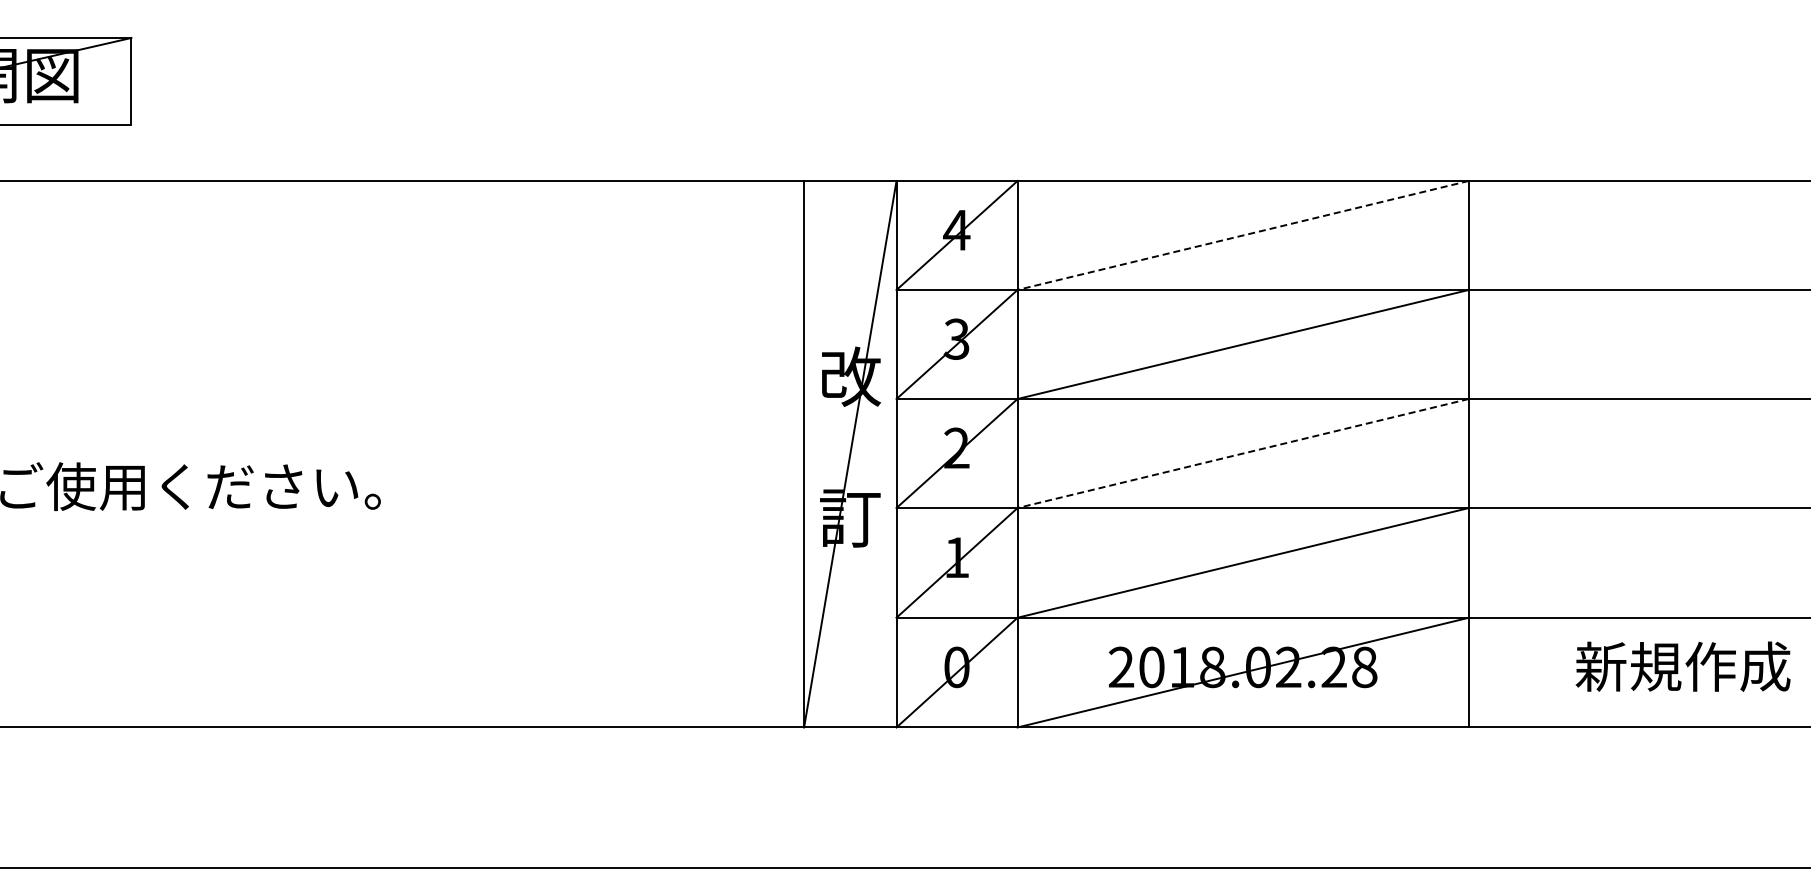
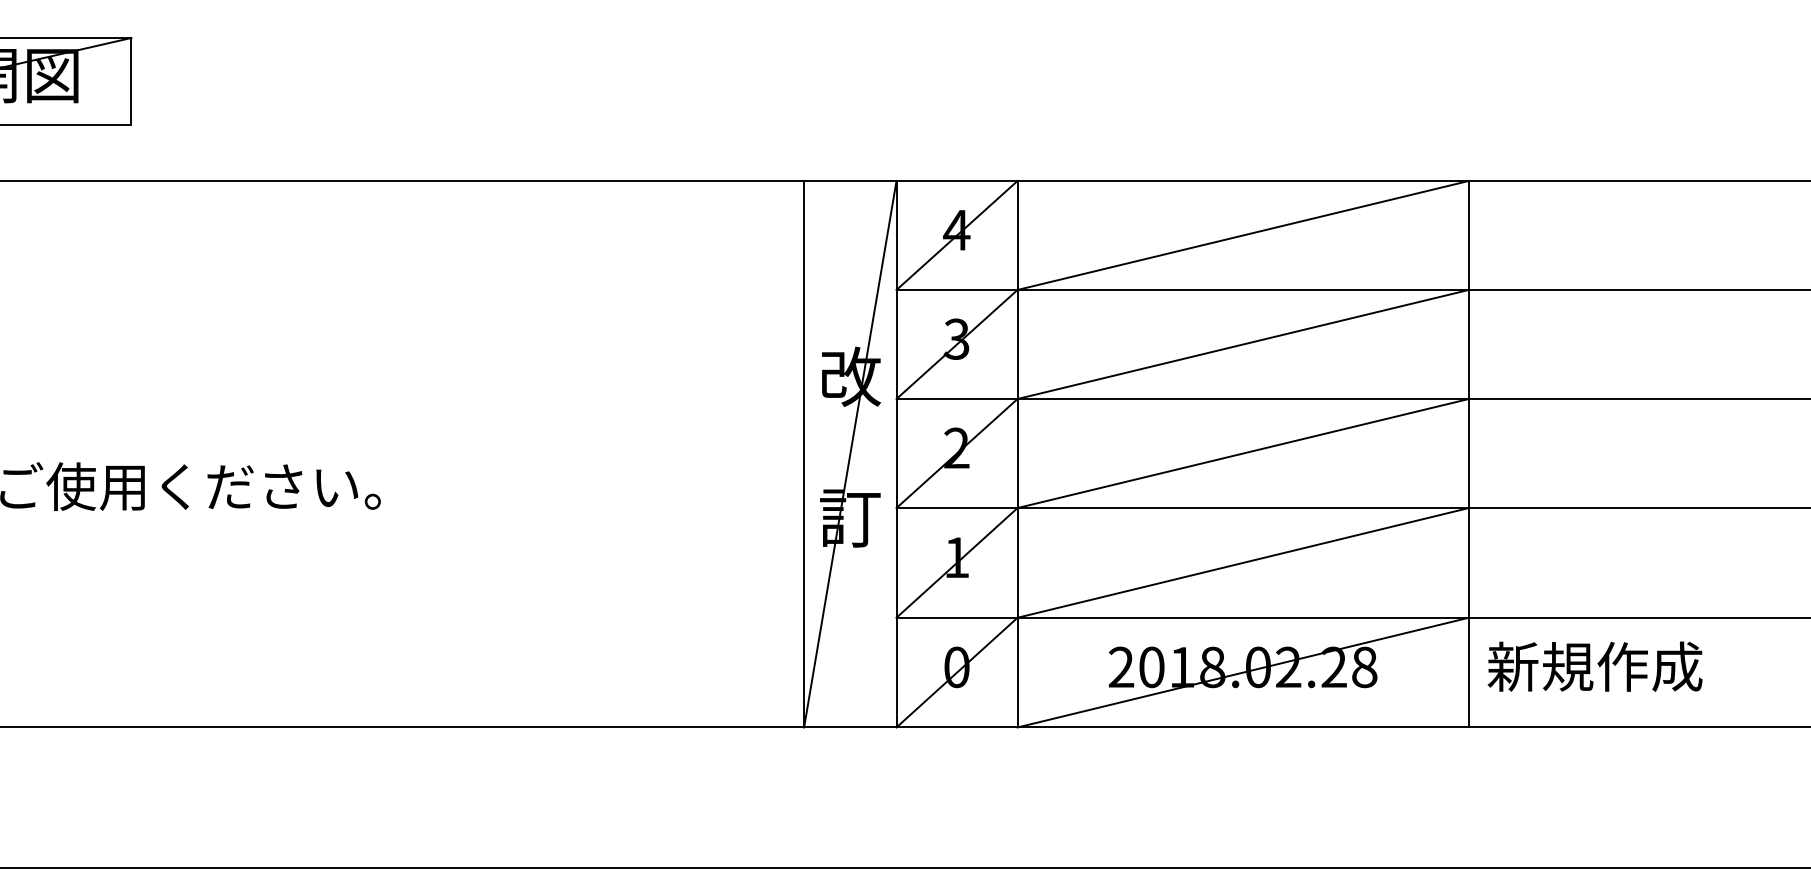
line: dashed -> solid (1242, 235)
line: dashed -> solid (1242, 453)
text position: (1682, 666) -> (1594, 666) (1594, 666)
